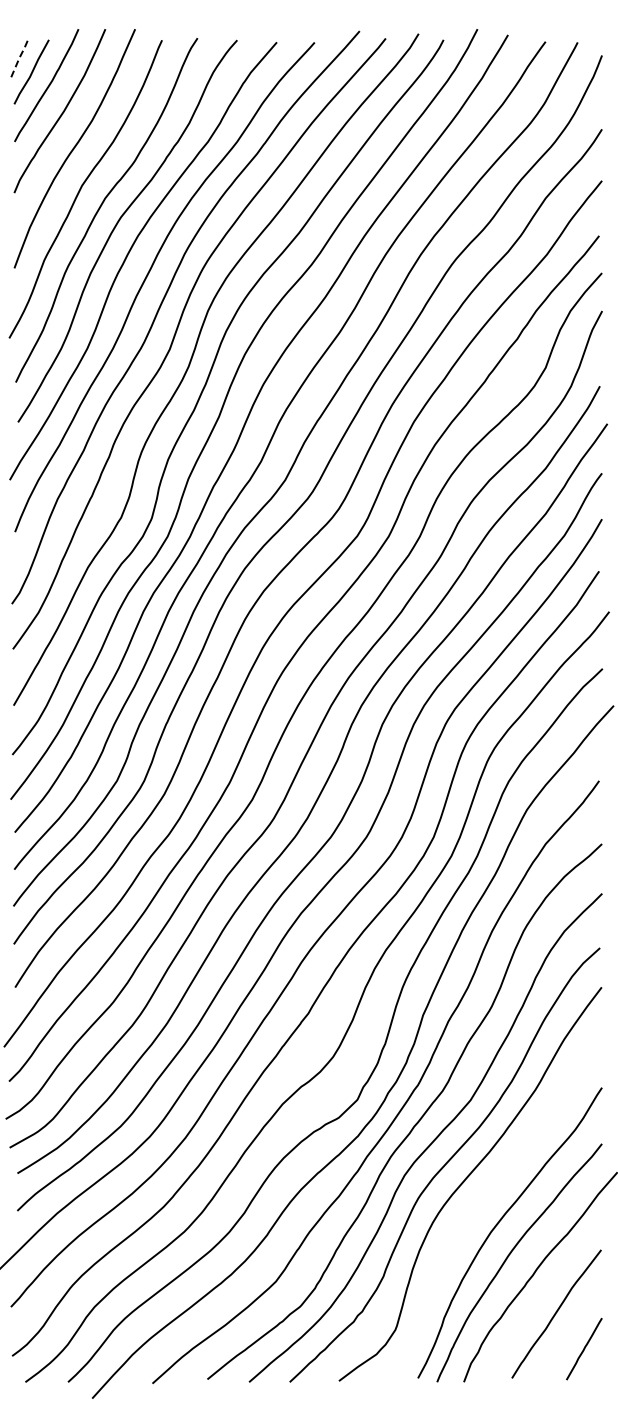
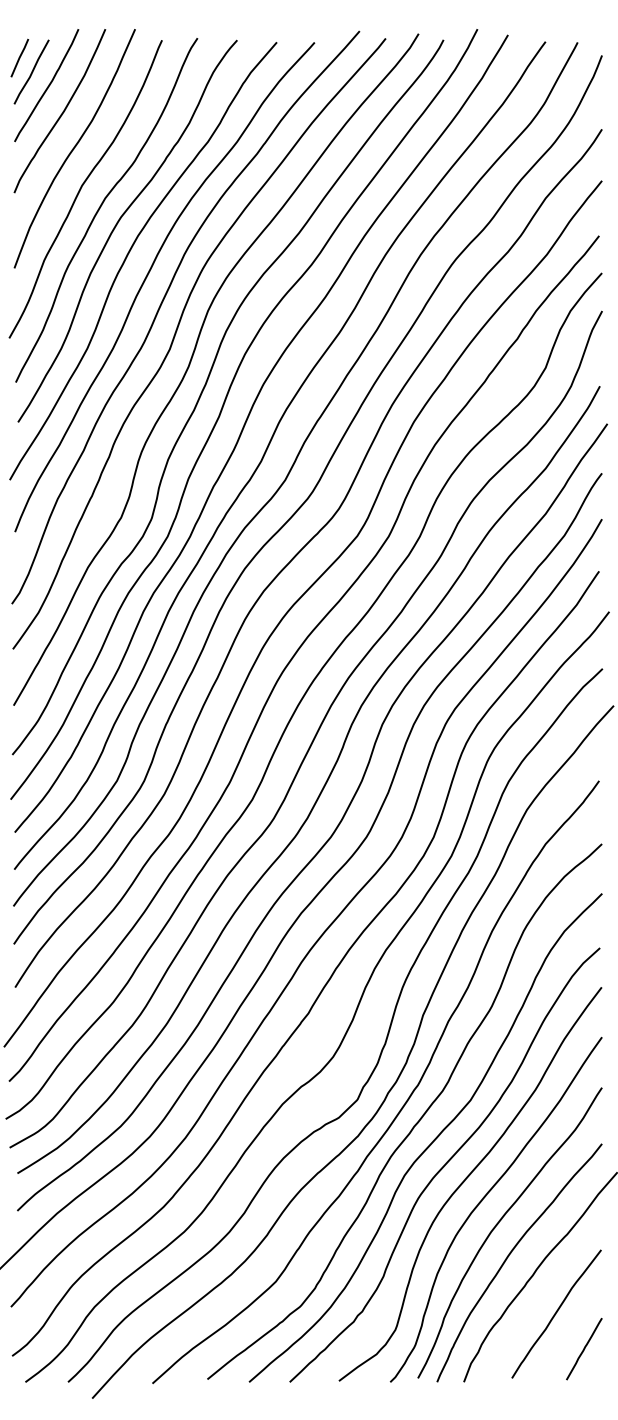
line: dashed -> solid (19, 57)
curve: none -> present (482, 1201)
